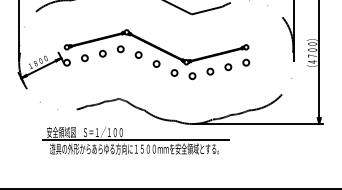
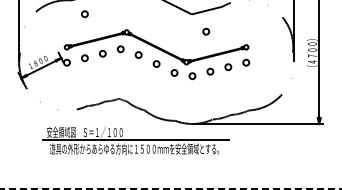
circle: none -> present (84, 14)
circle: none -> present (206, 31)
line: solid -> dashed (171, 188)
